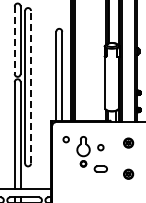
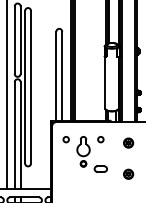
line: dashed -> solid (14, 40)
line: dashed -> solid (31, 86)
line: none -> present (7, 95)
circle position: (100, 147) -> (100, 139) (100, 139)
